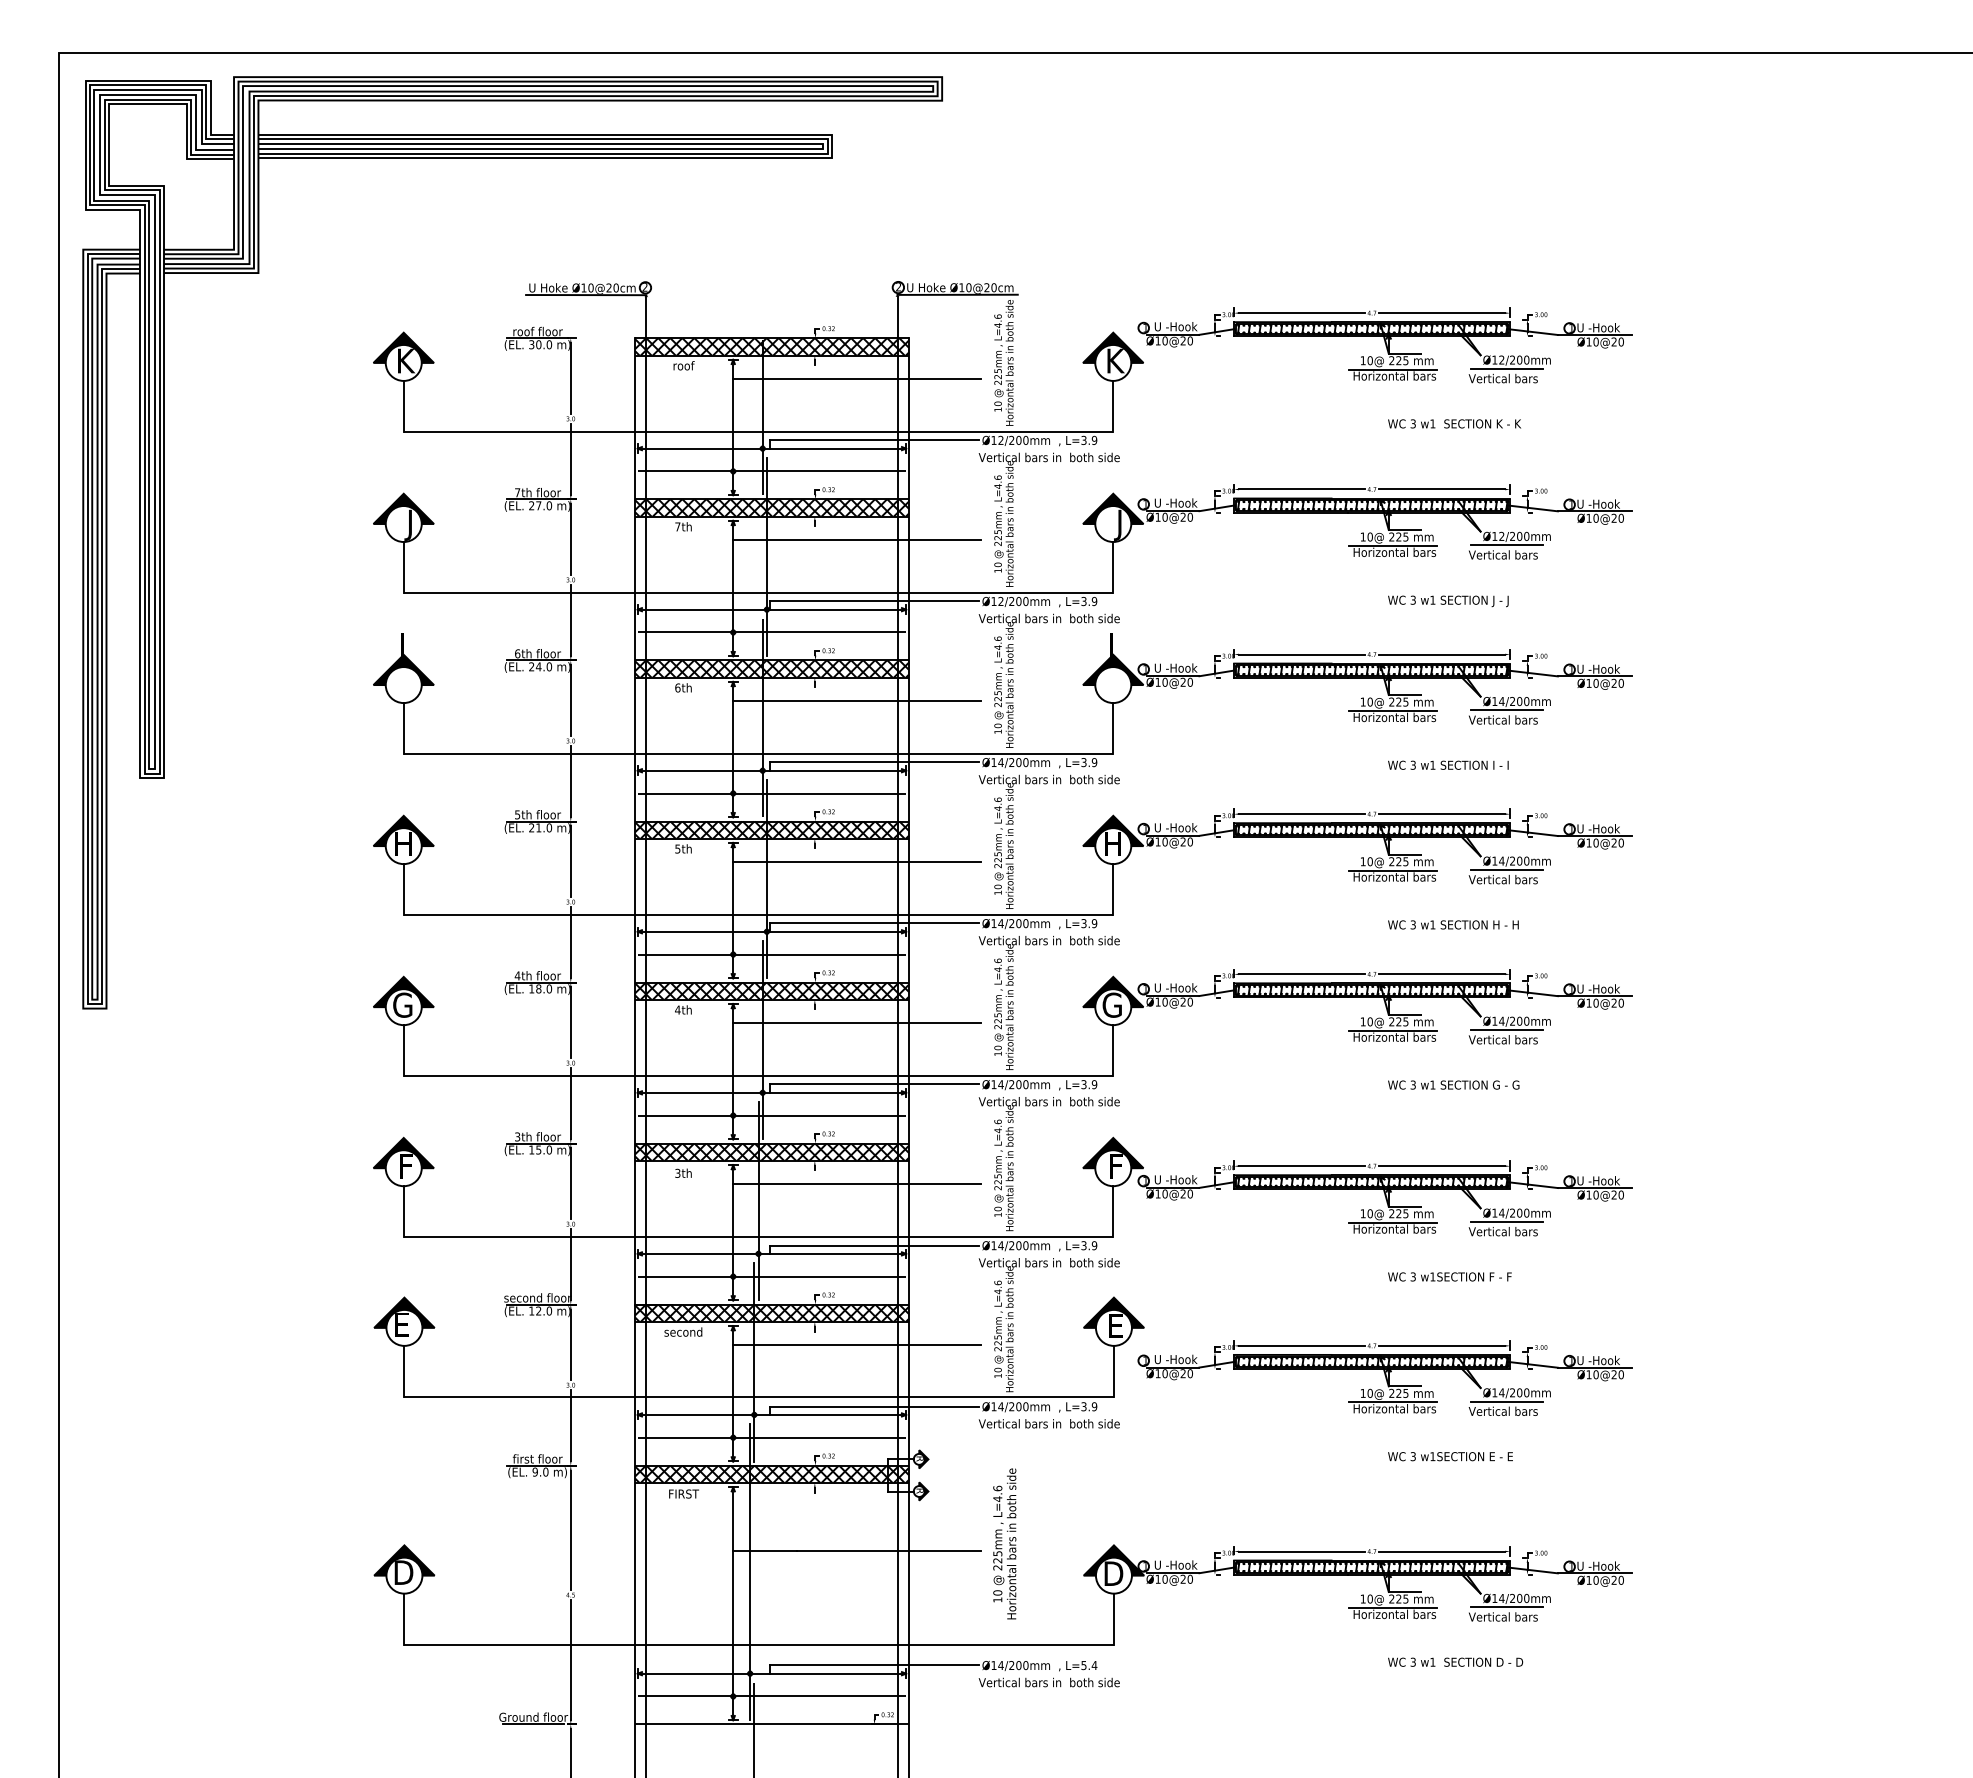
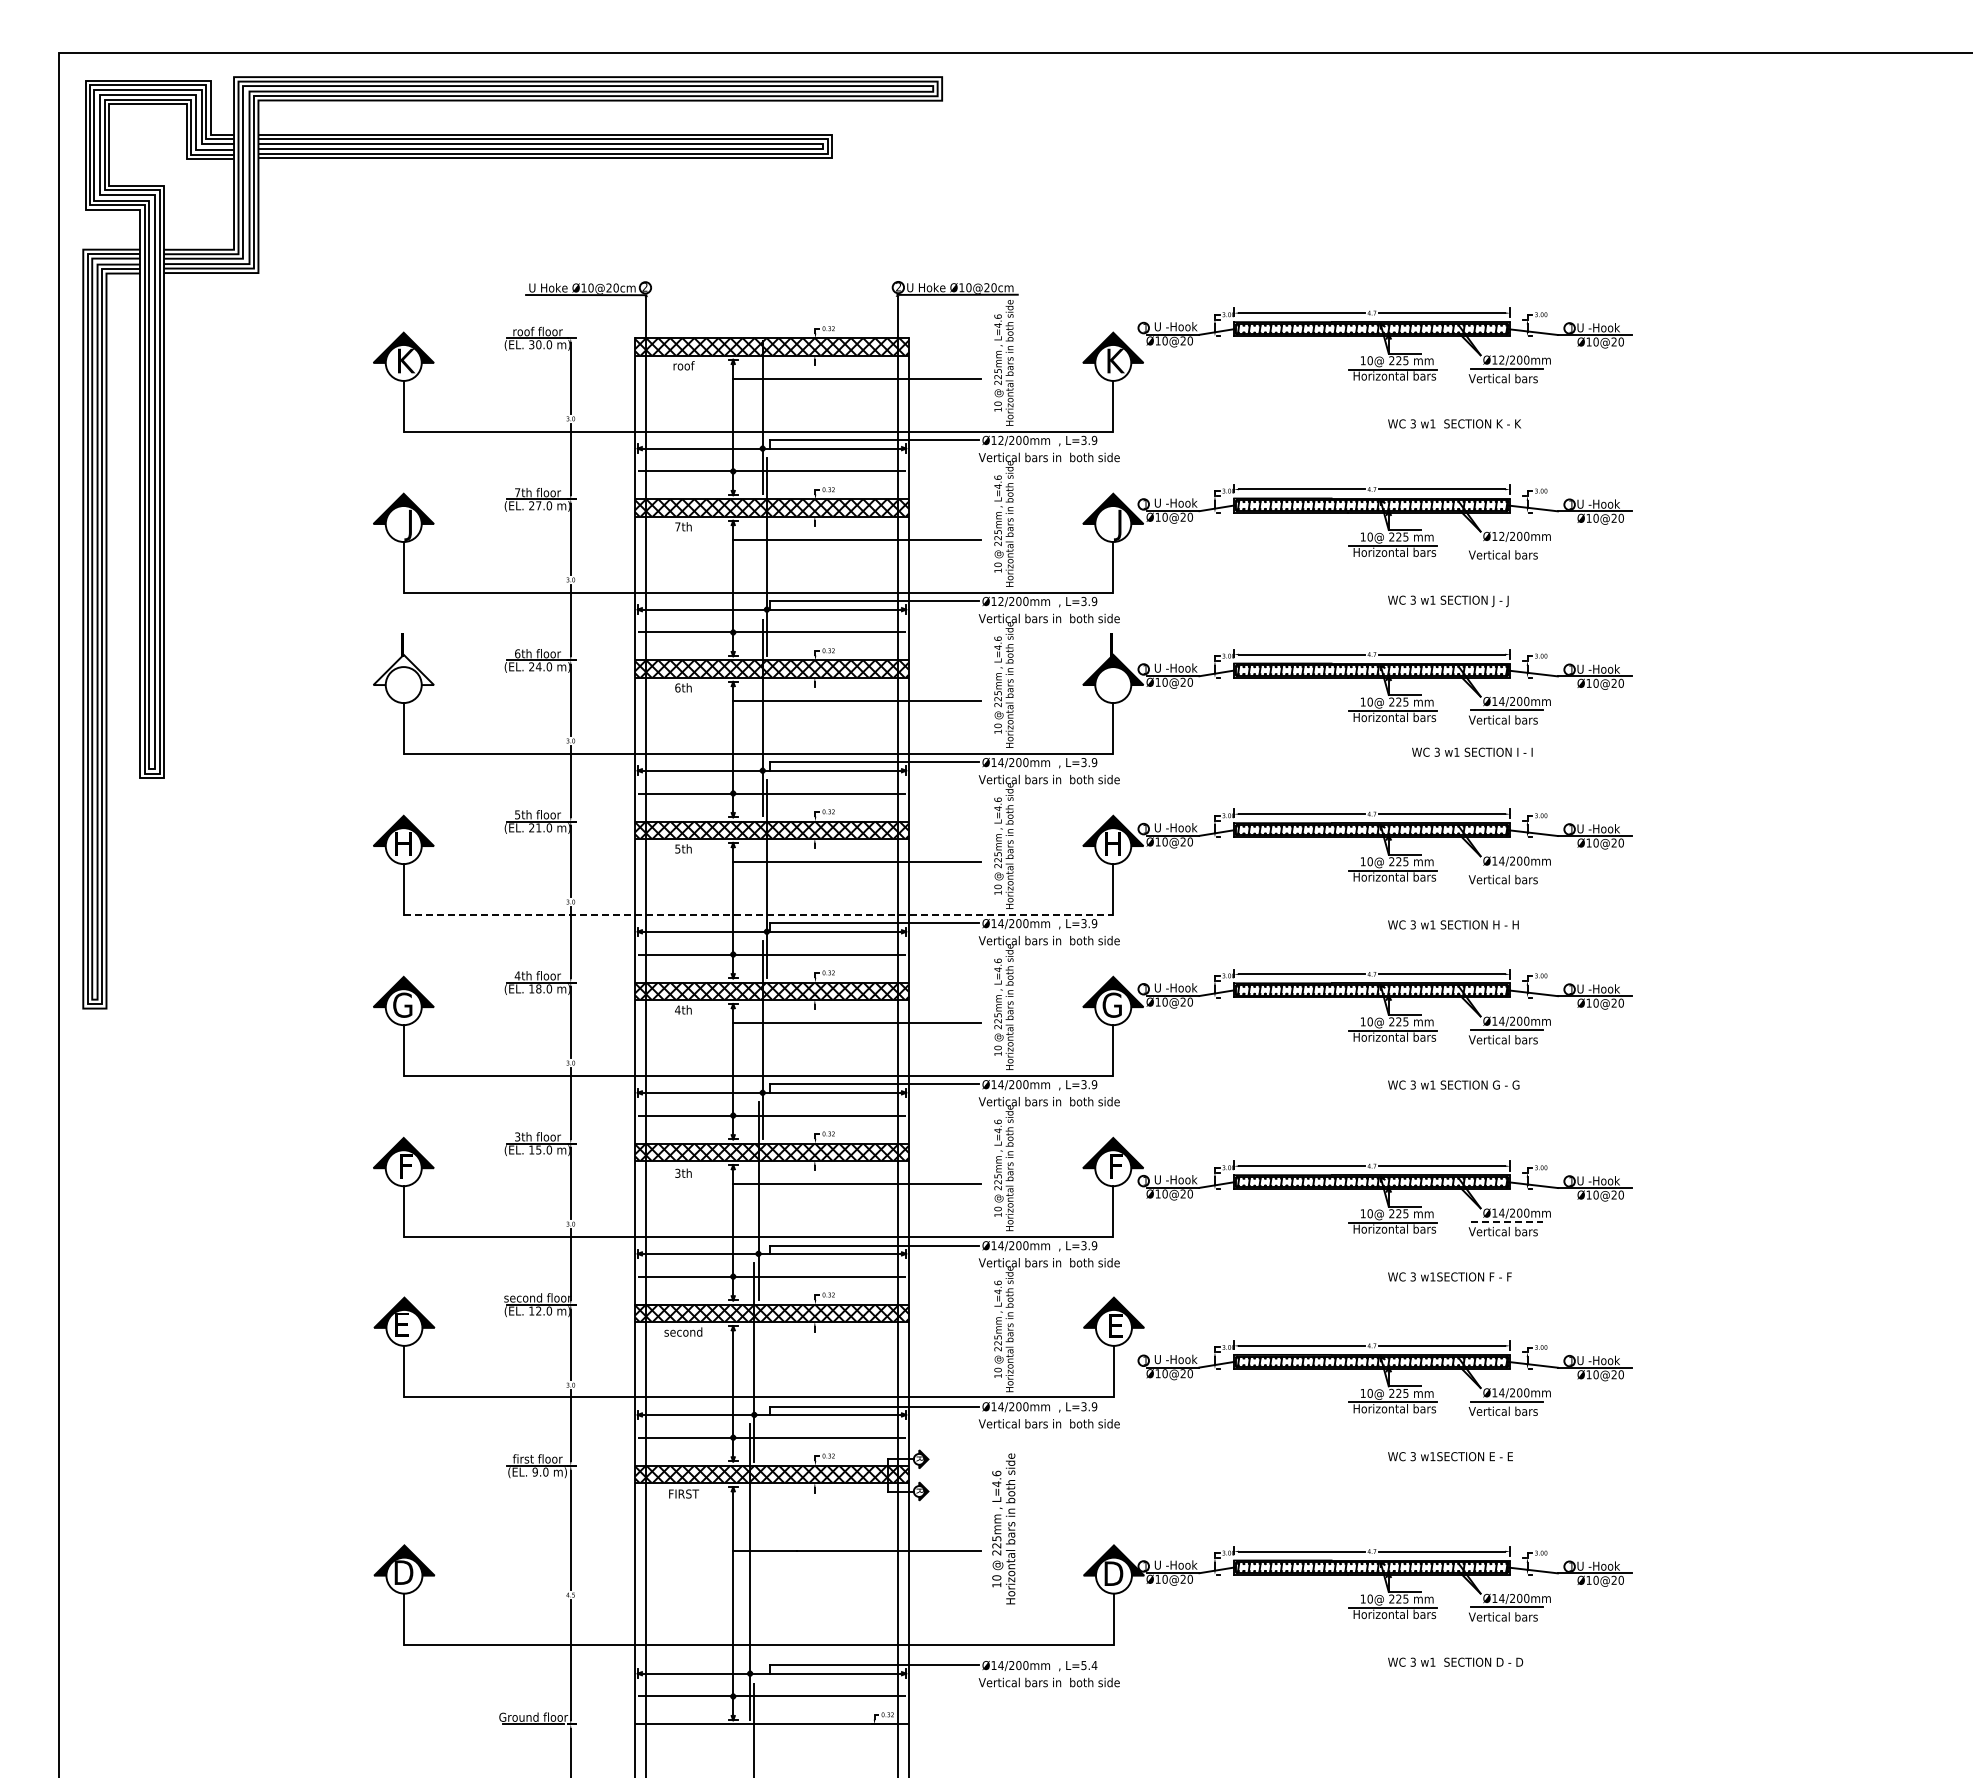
line: present -> none (1506, 545)
fill: present -> none (403, 669)
text position: (1448, 764) -> (1472, 751) (1472, 751)
line: present -> none (1506, 869)
line: solid -> dashed (758, 915)
line: solid -> dashed (1506, 1221)
line: present -> none (857, 1344)
text position: (1004, 1543) -> (1003, 1528) (1003, 1528)
